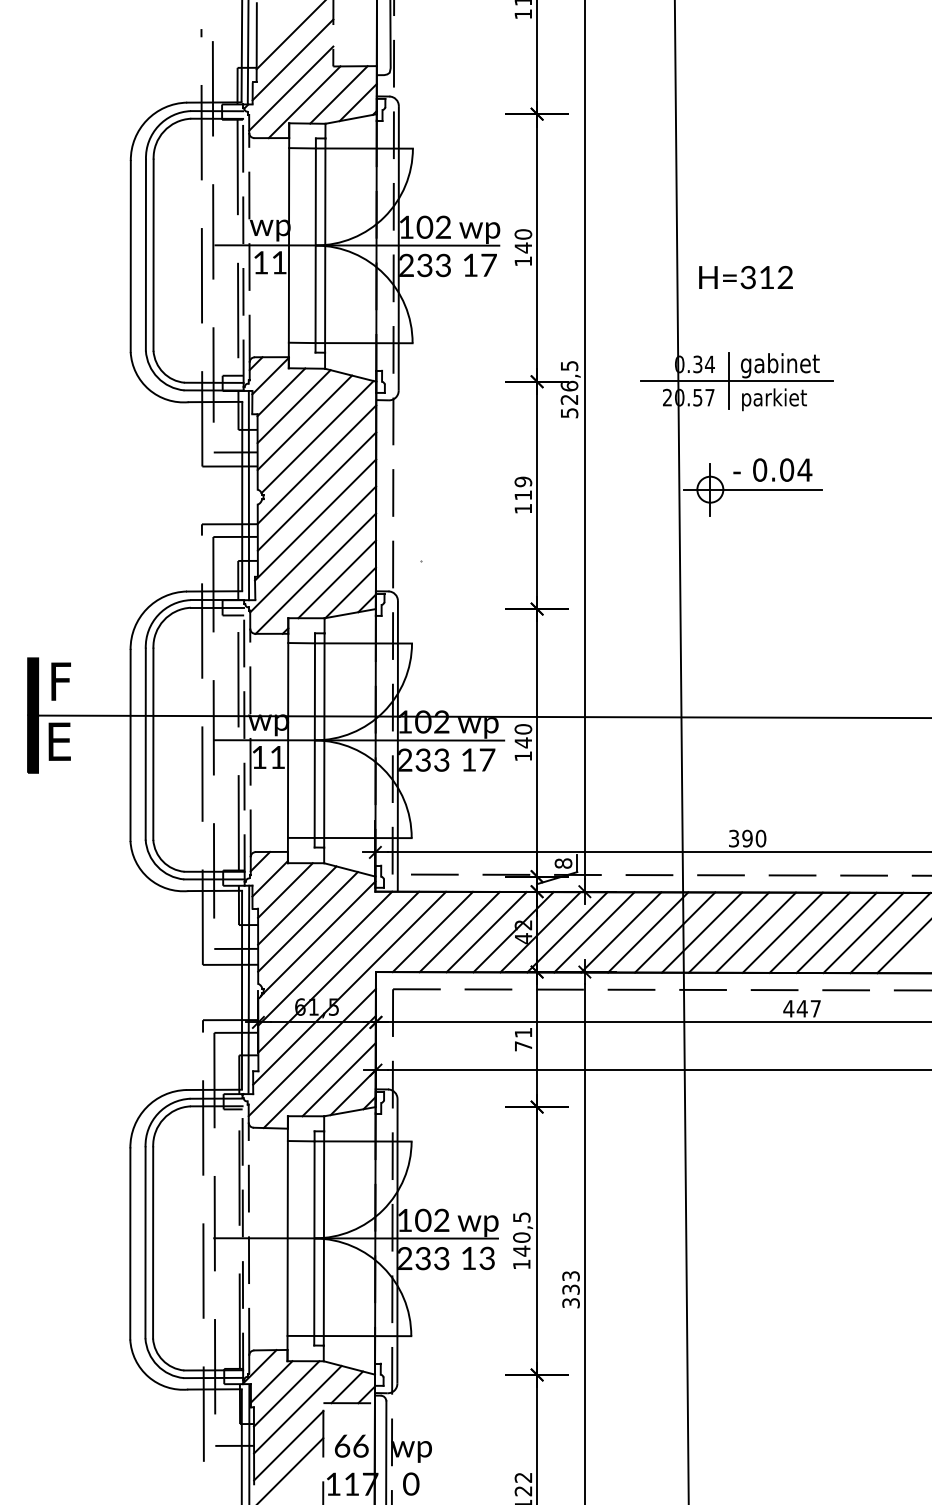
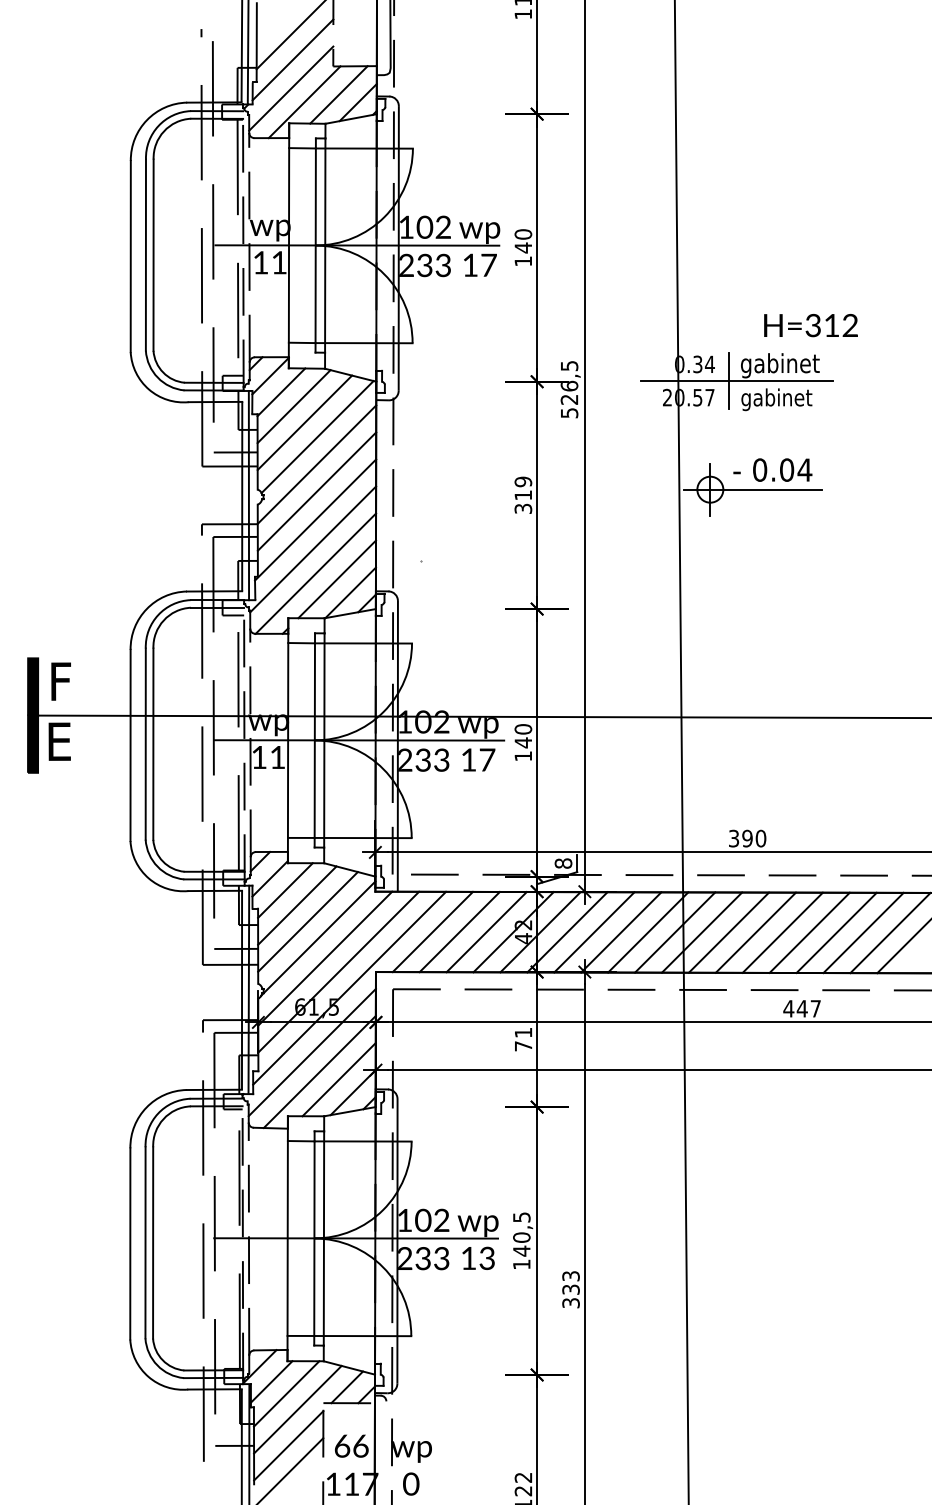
text position: (745, 277) -> (810, 325) (810, 325)
text: parkiet -> gabinet (776, 399)
text: 119 -> 319 (523, 508)
line: present -> none (386, 1451)
